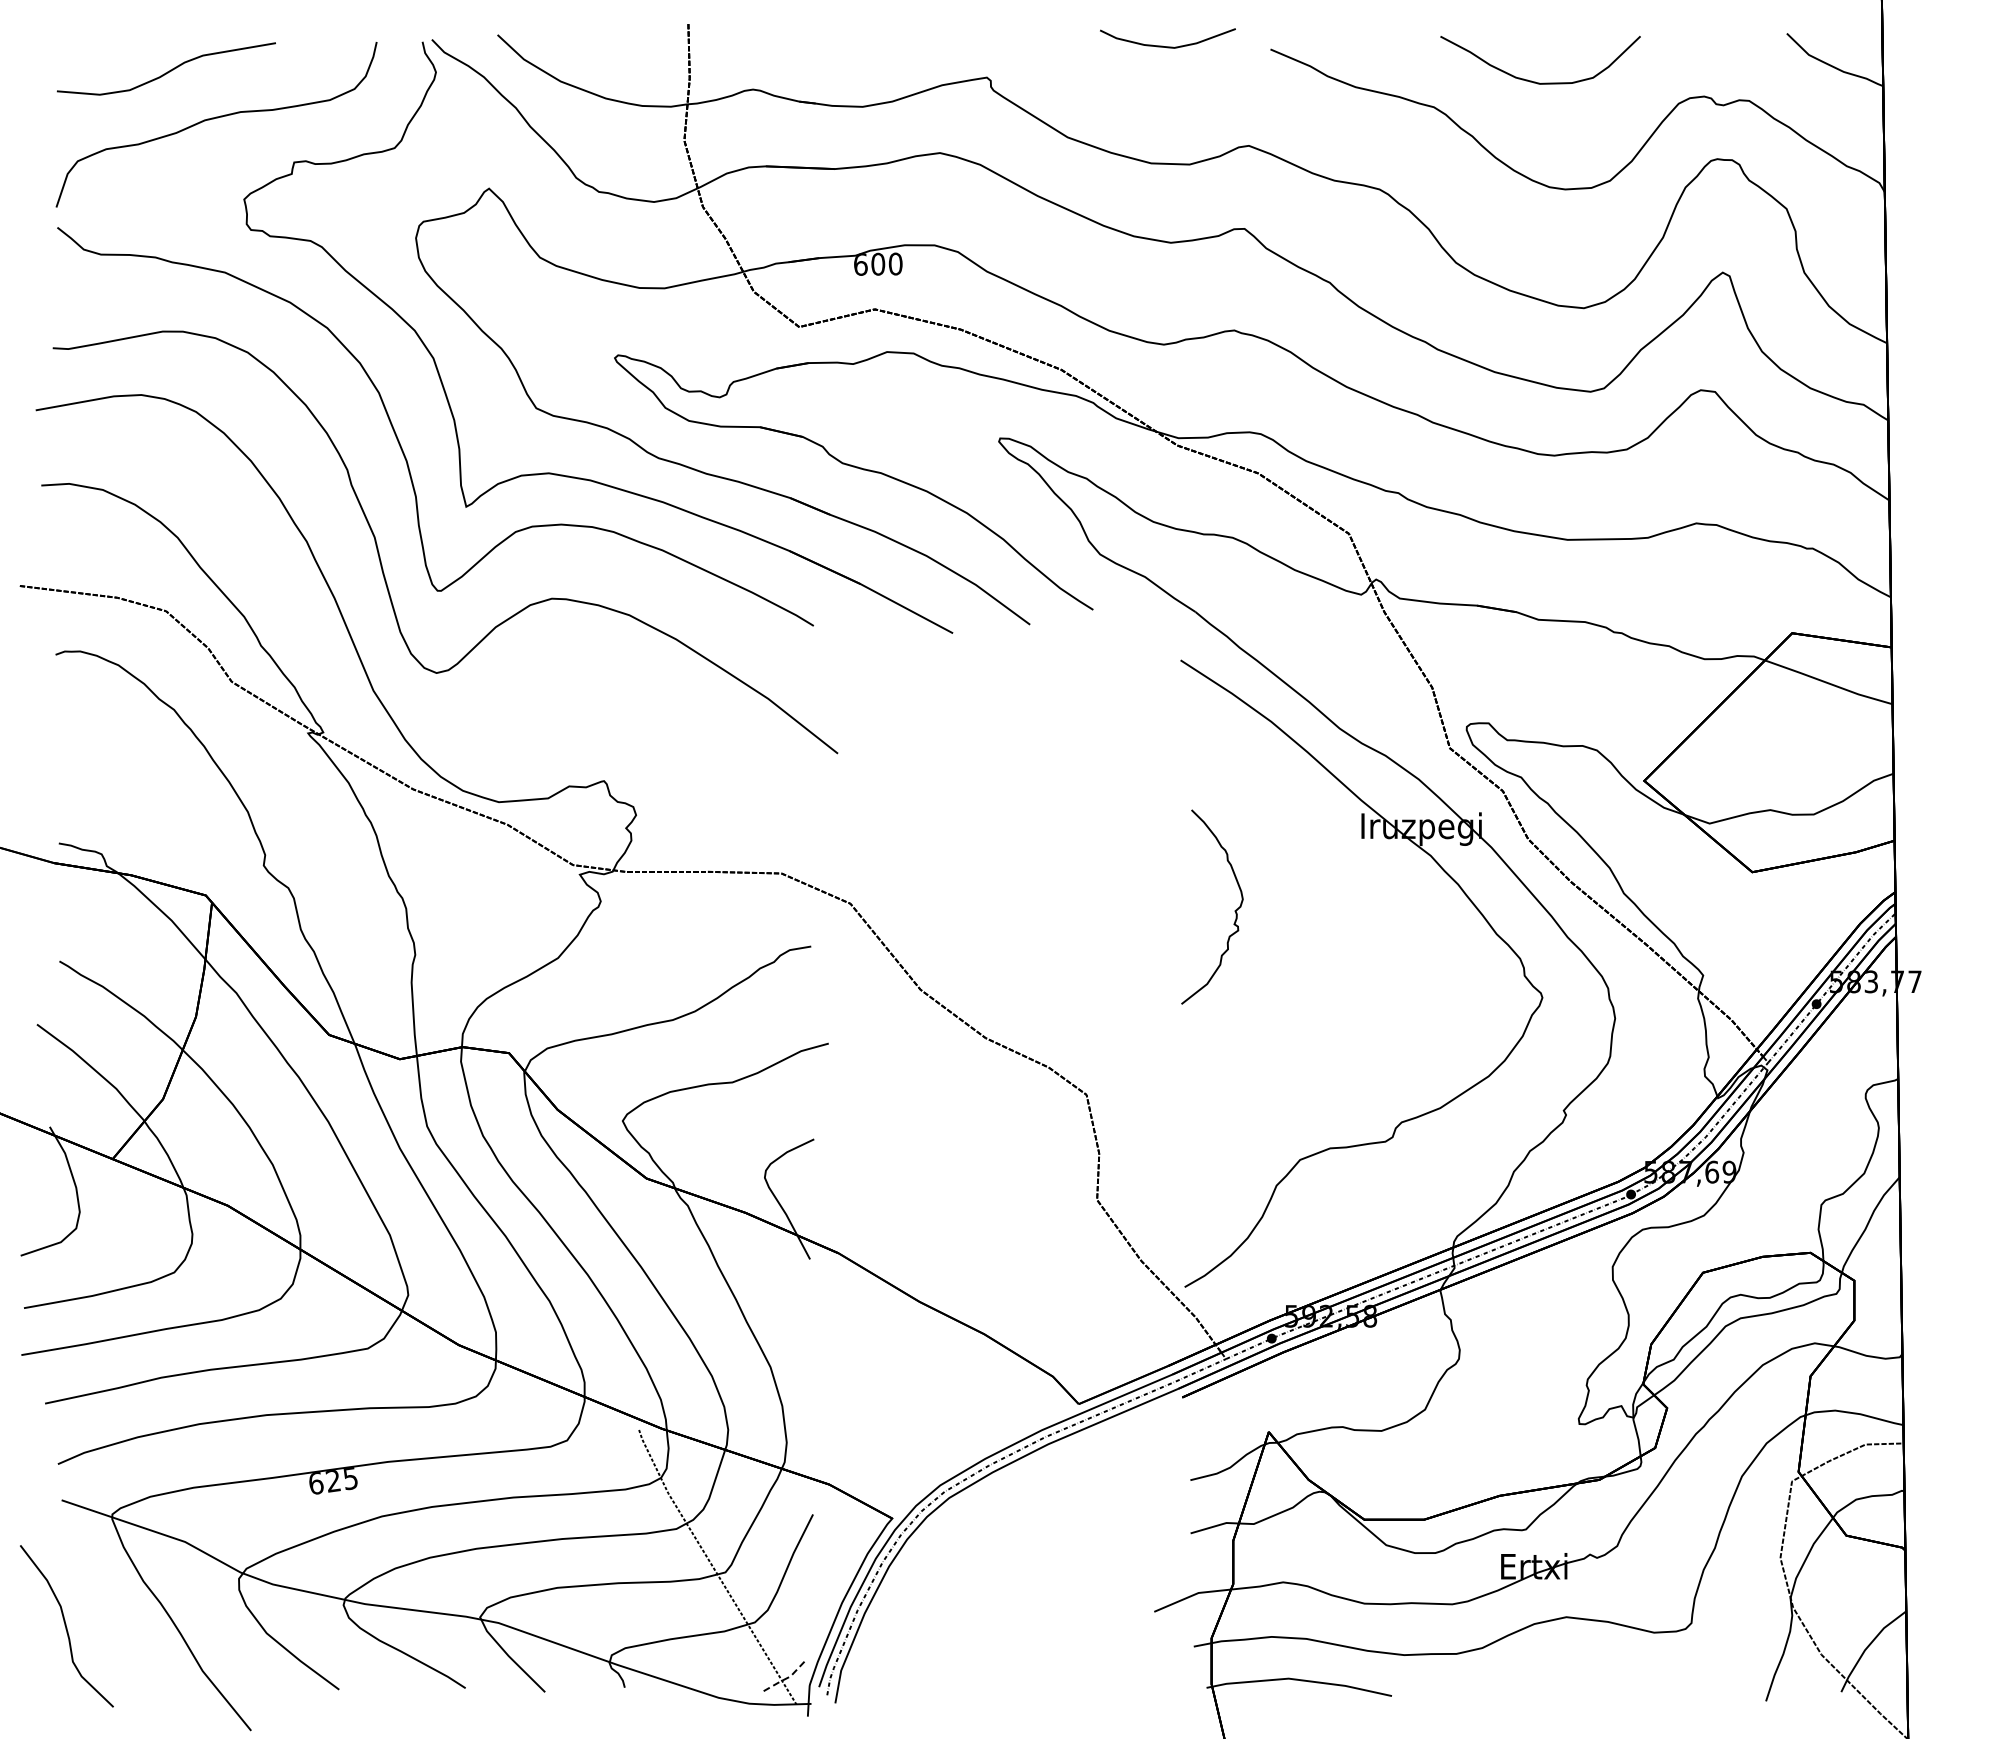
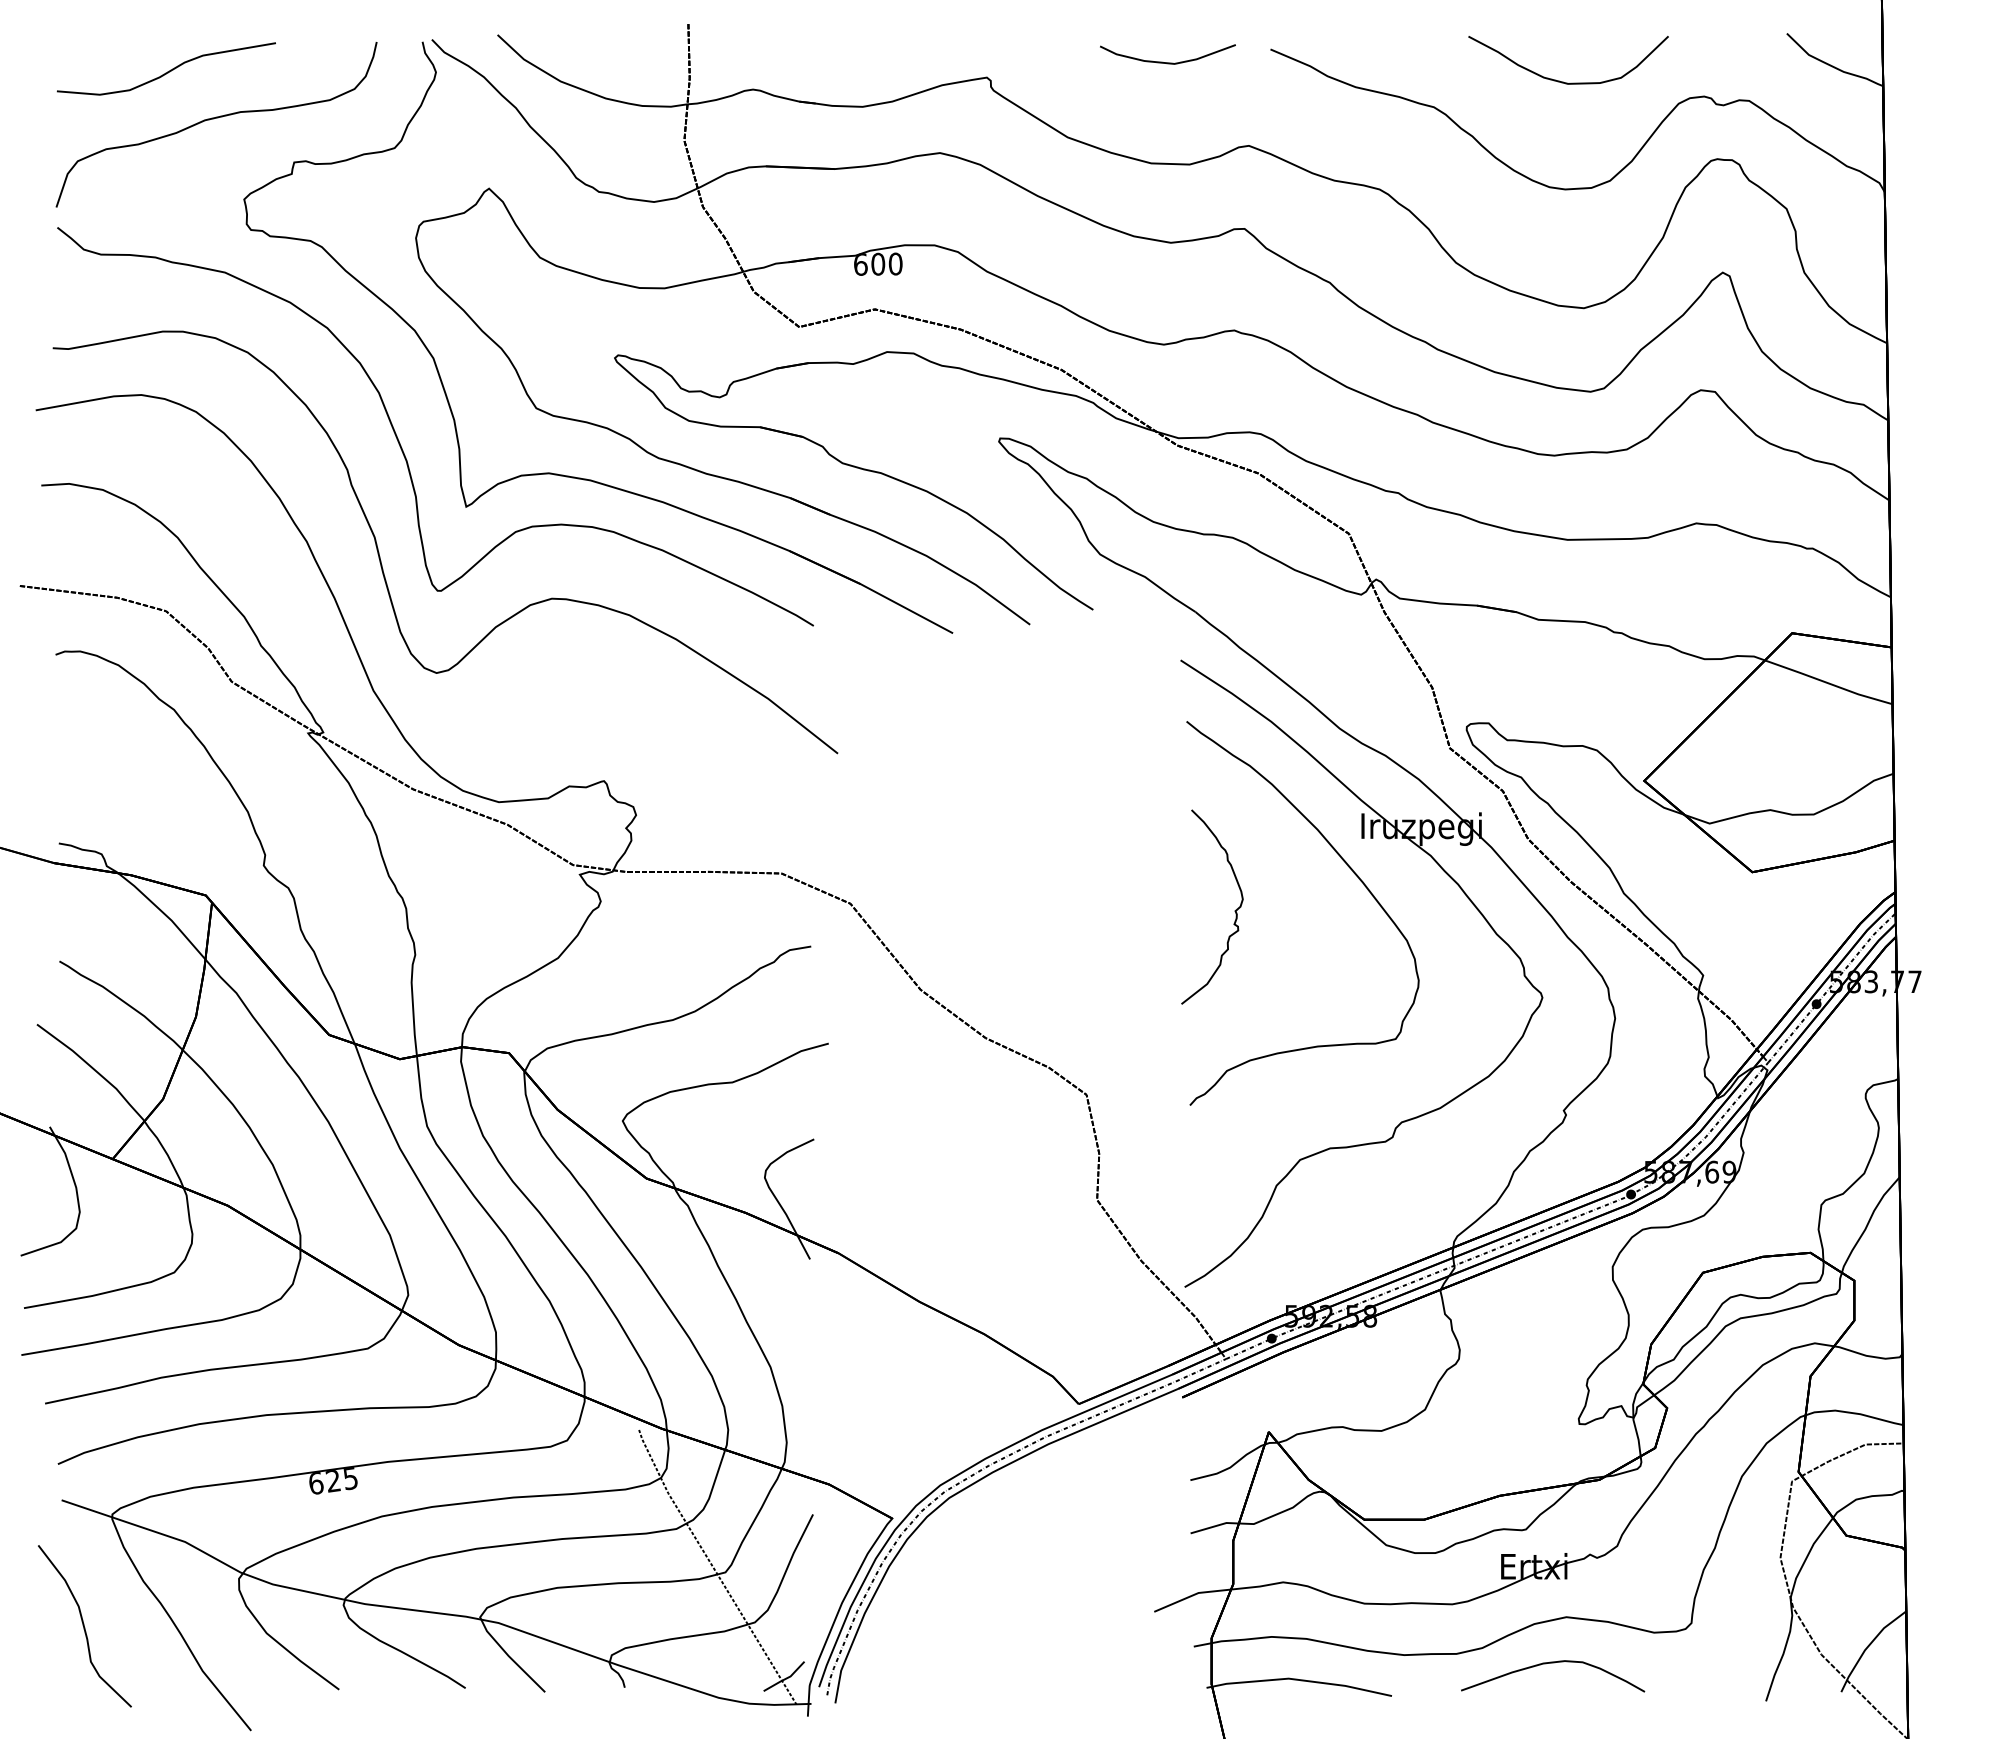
curve position: (1167, 46) -> (1167, 62) (1167, 62)
curve position: (1535, 81) -> (1563, 81) (1563, 81)
curve: none -> present (1353, 873)
curve position: (66, 1626) -> (84, 1626) (84, 1626)
curve: none -> present (1553, 1663)
line: dashed -> solid (786, 1678)
